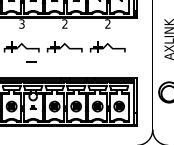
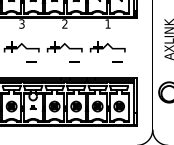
text: 2 -> 1 (107, 23)
line: none -> present (74, 61)
line: none -> present (117, 61)
